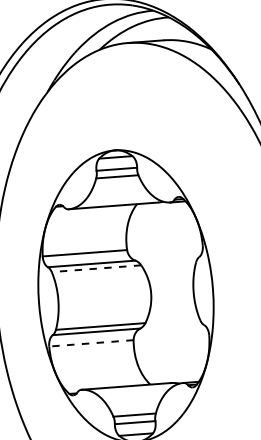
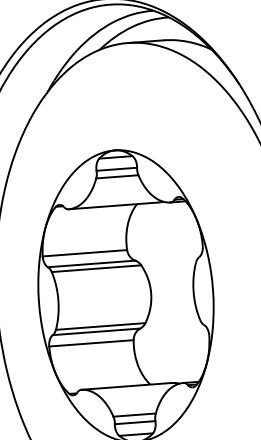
line: dashed -> solid (96, 268)
line: dashed -> solid (90, 343)
